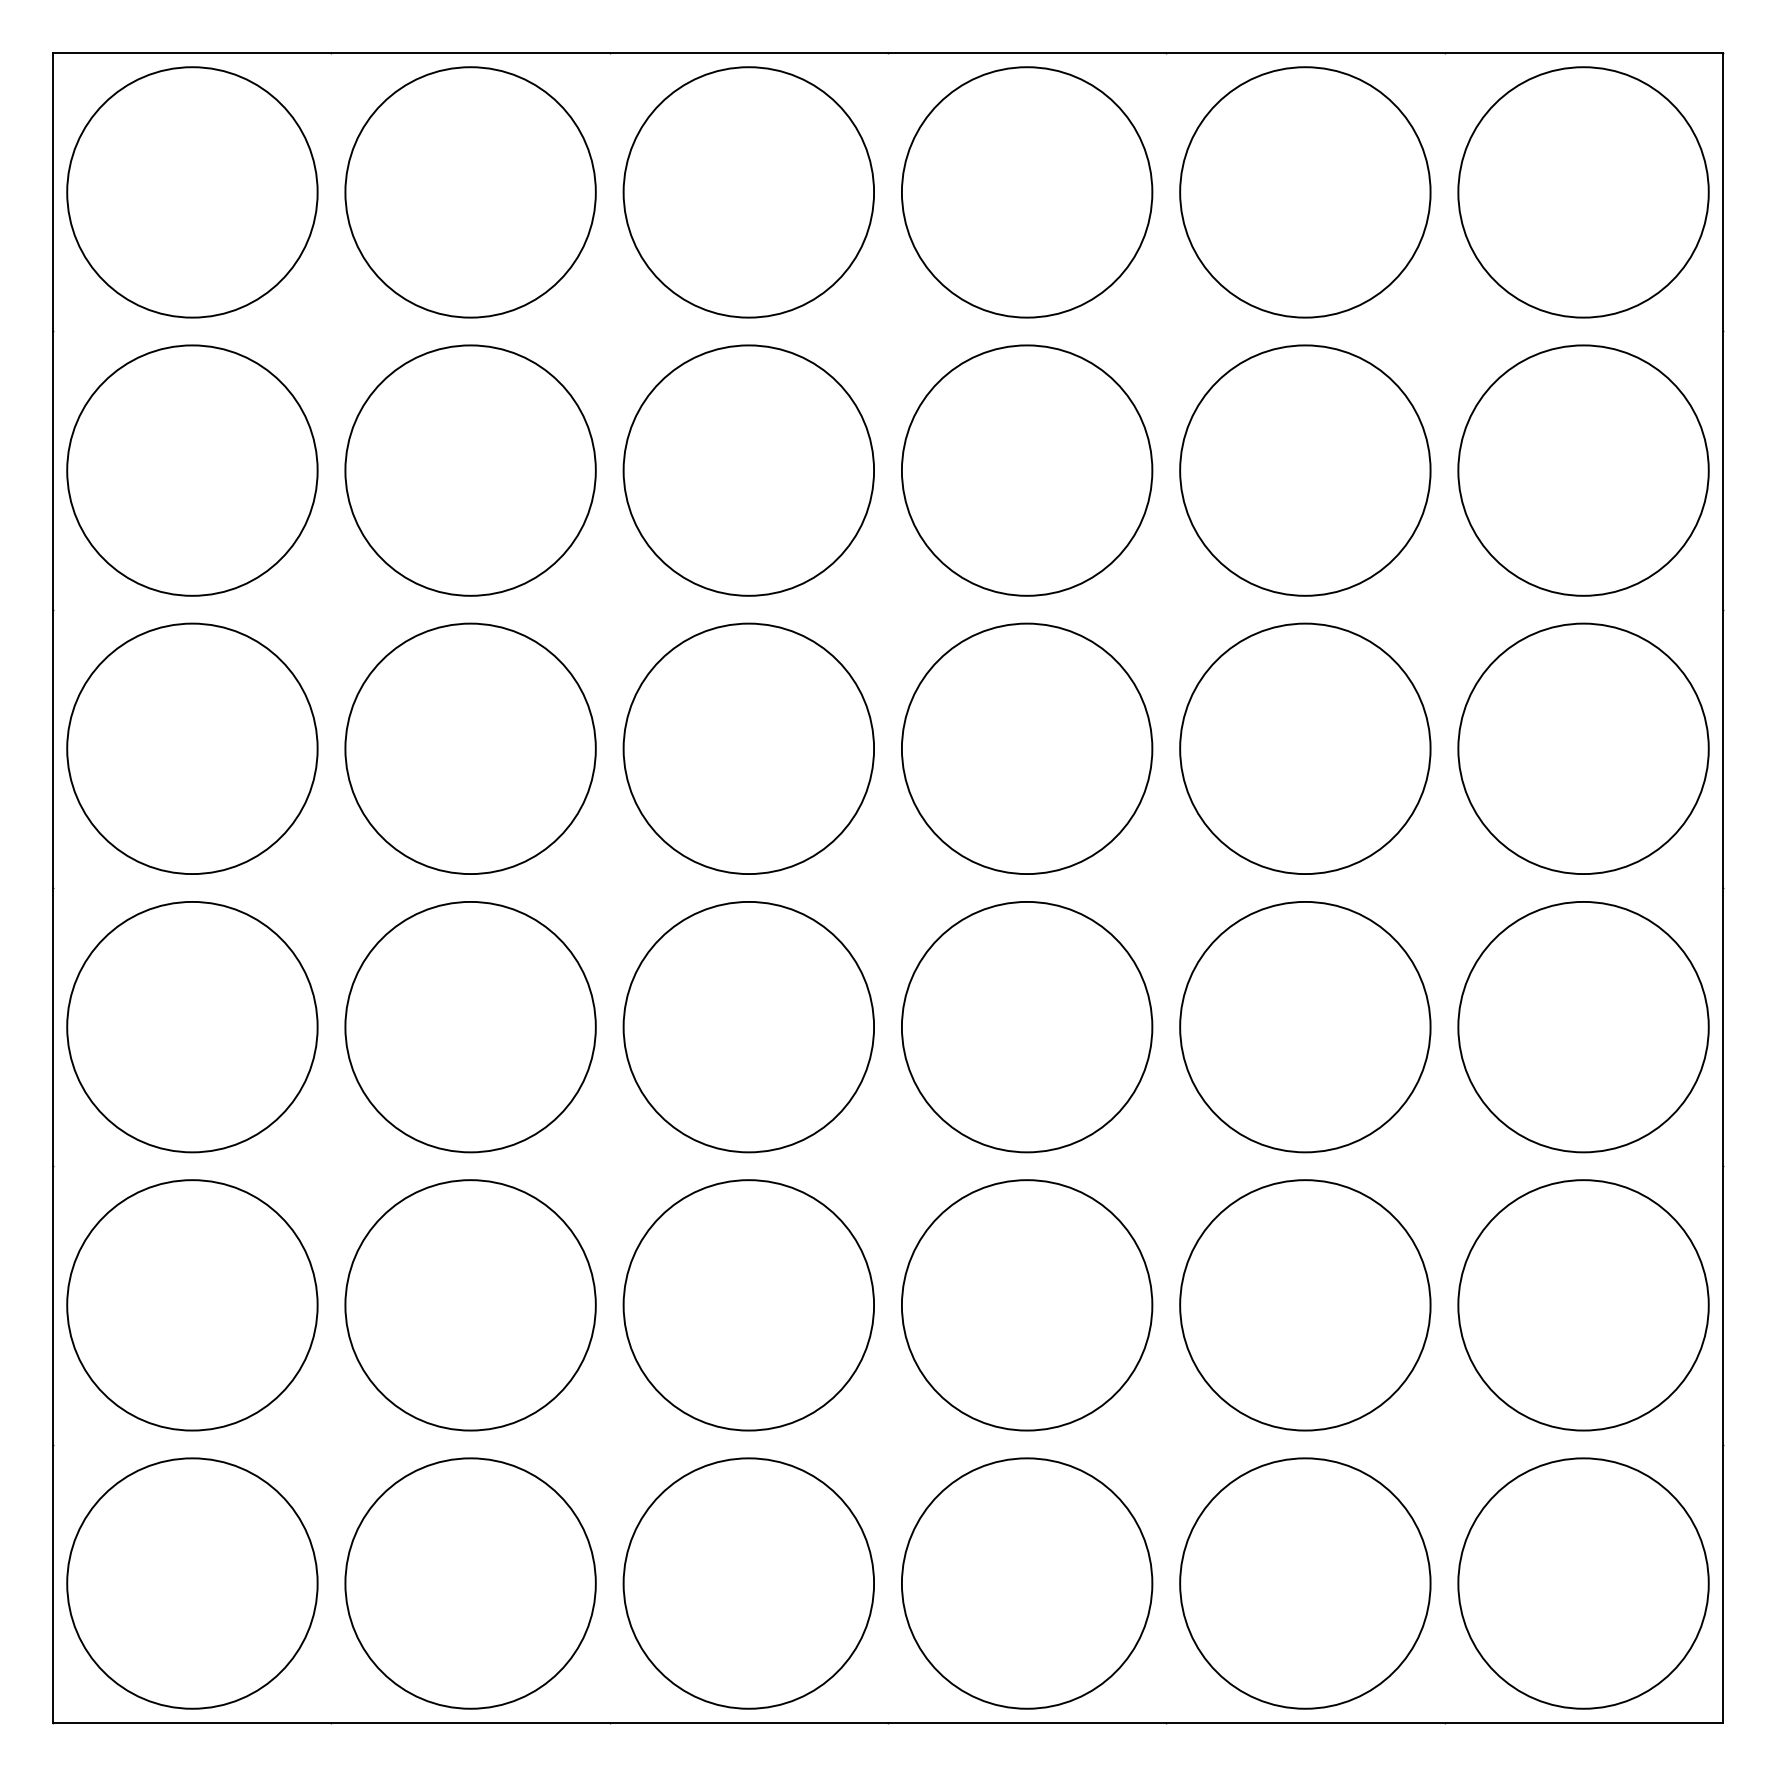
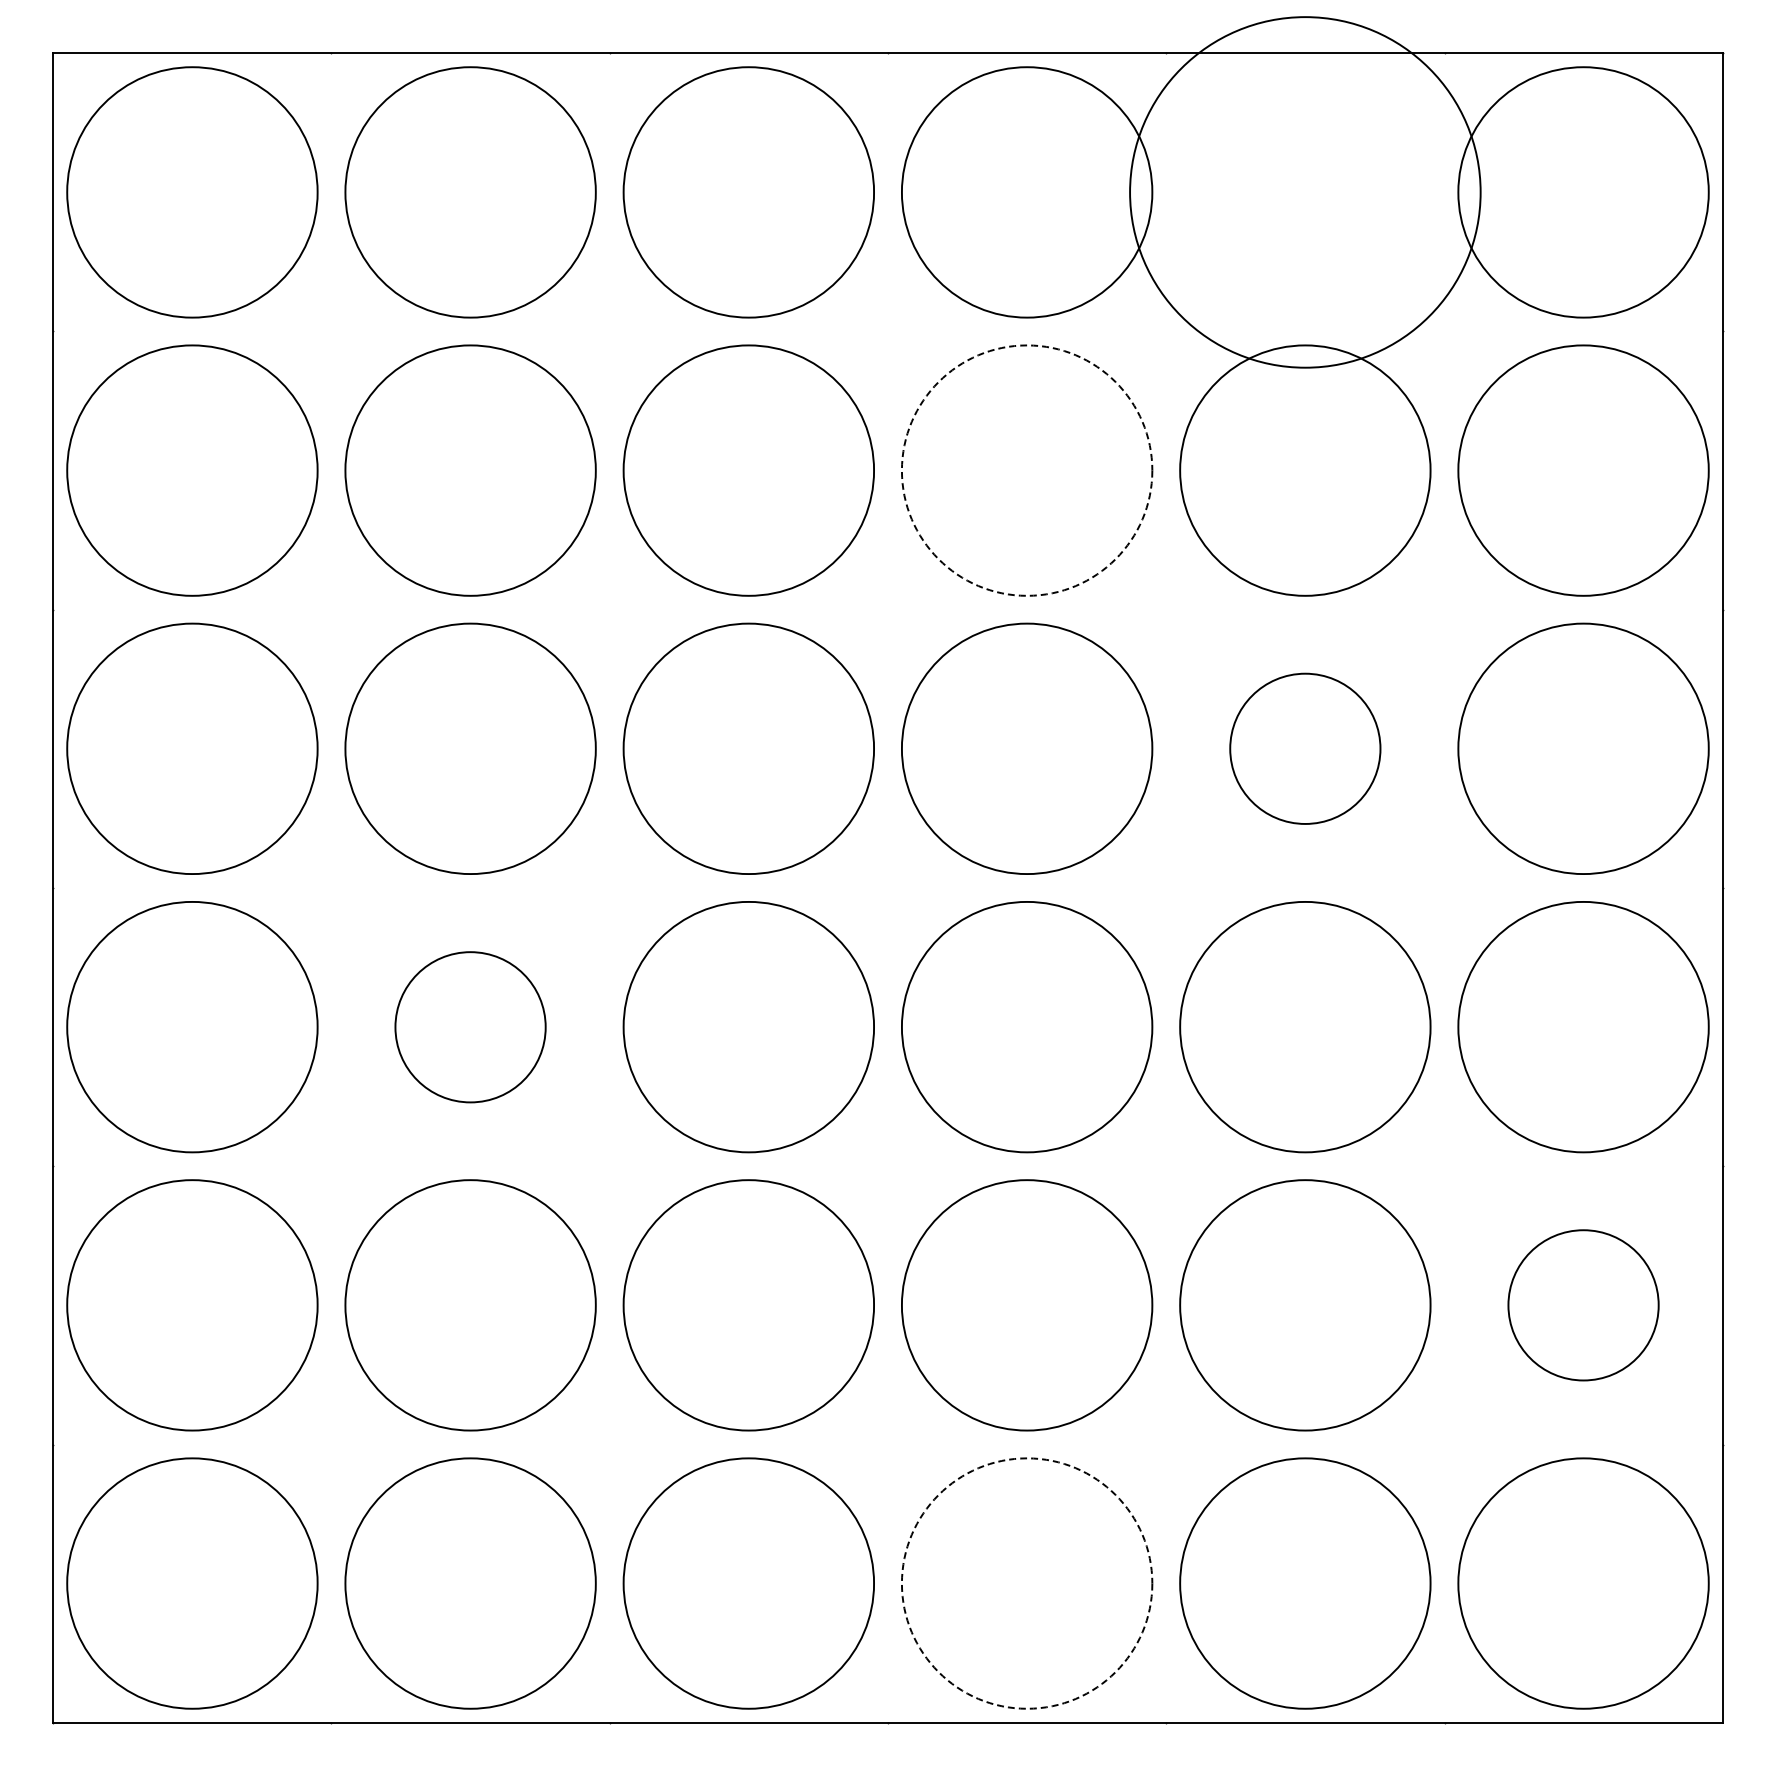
circle diameter: 250 px -> 351 px (1305, 192)
circle: solid -> dashed (1026, 470)
circle diameter: 250 px -> 150 px (1305, 748)
circle size: 253x253 px -> 153x153 px (470, 1027)
circle diameter: 250 px -> 150 px (1583, 1305)
circle: solid -> dashed (1026, 1583)
